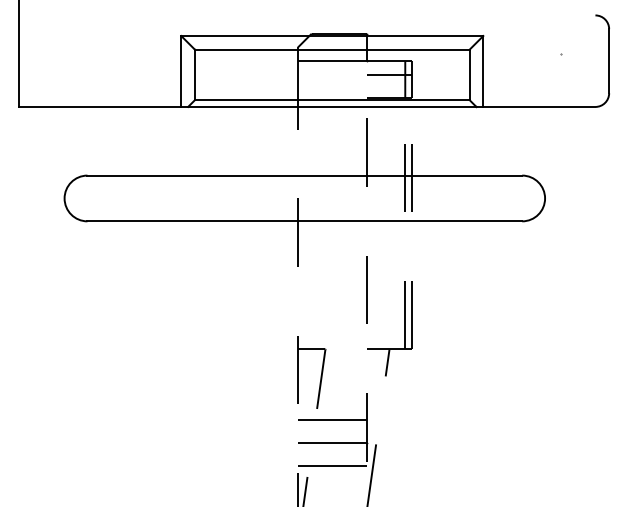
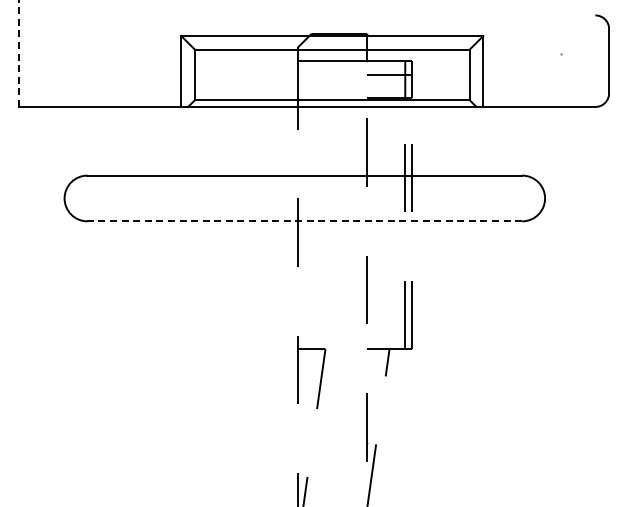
line: solid -> dashed (18, 53)
line: solid -> dashed (304, 221)
line: present -> none (331, 420)
line: present -> none (331, 443)
line: present -> none (331, 466)
